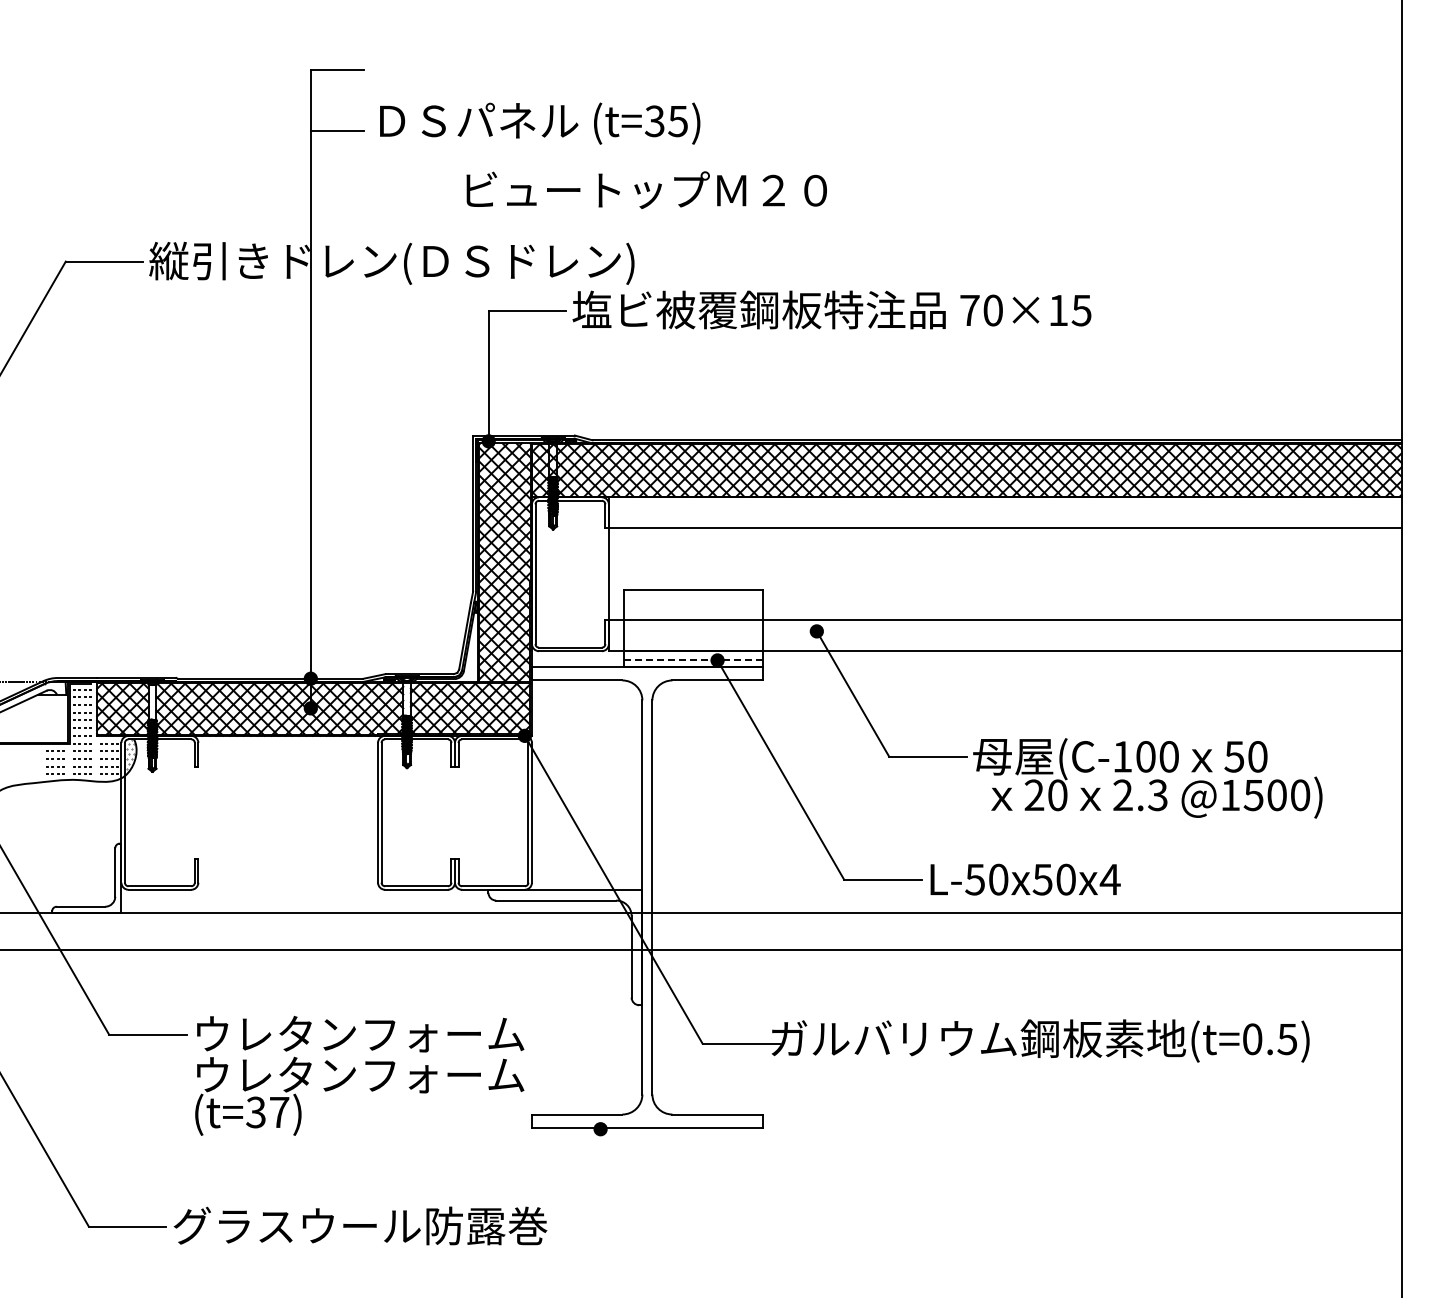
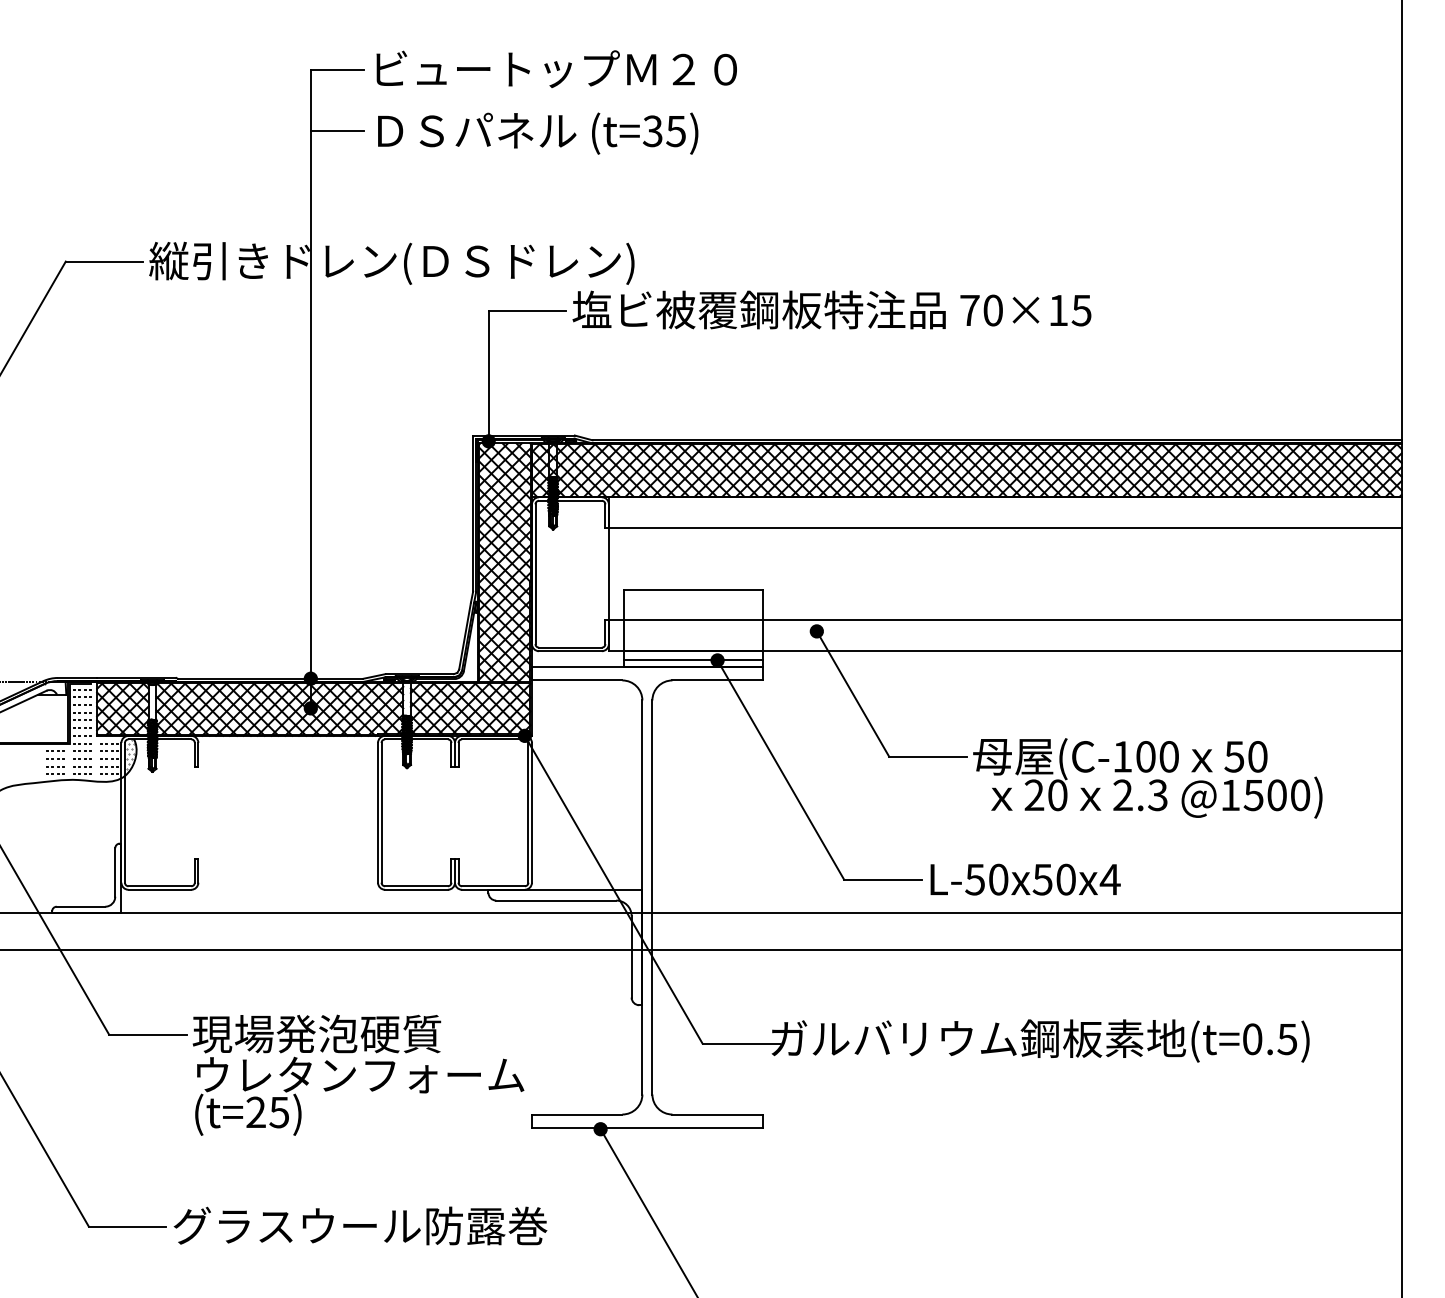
text position: (540, 123) -> (538, 133) (538, 133)
text position: (646, 189) -> (556, 68) (556, 68)
line: dashed -> solid (693, 660)
text: ウレタンフォーム -> 現場発泡硬質 (358, 1033)
text: (t=37) -> (t=25) (267, 1112)
line: none -> present (648, 1211)
